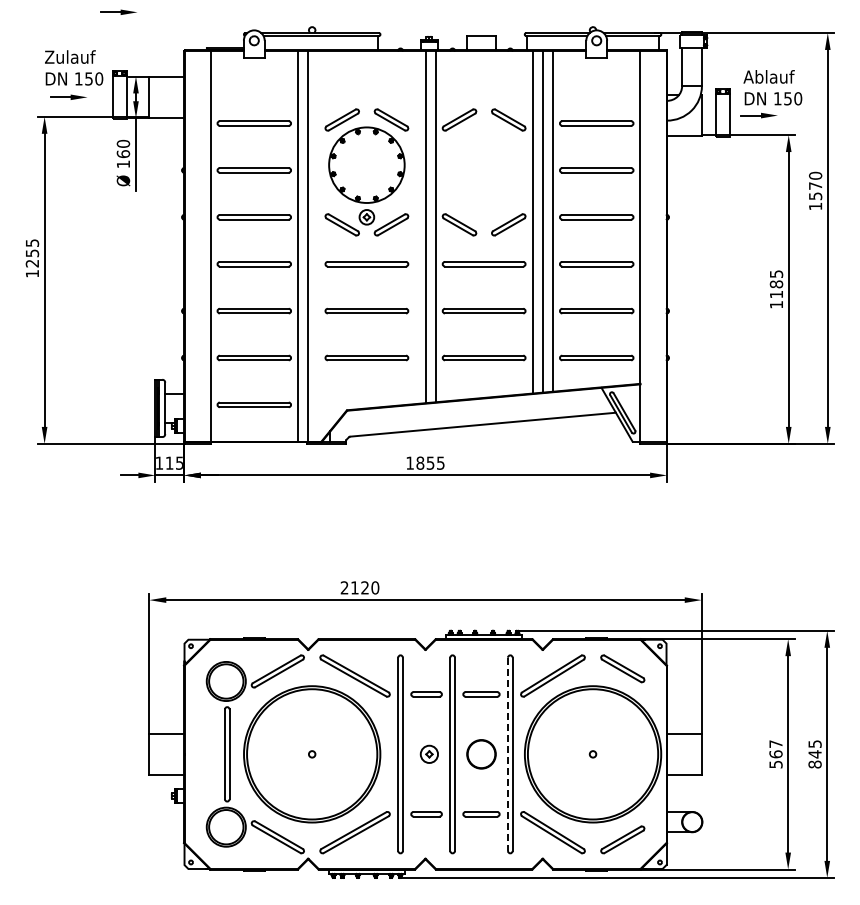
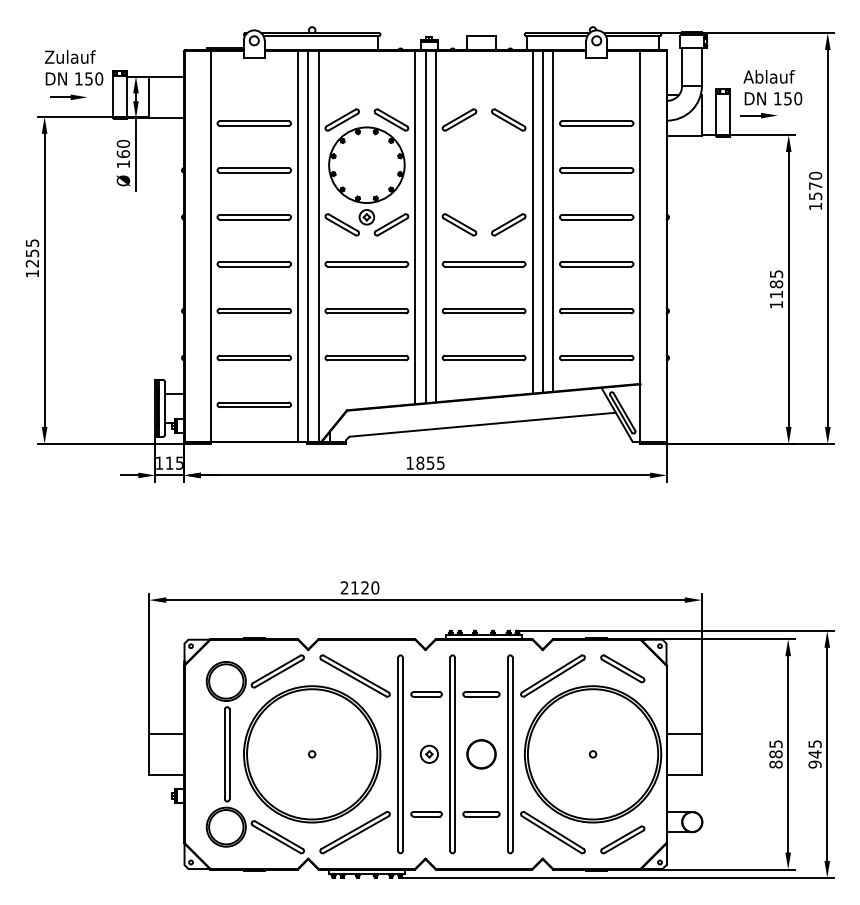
part: present -> none (118, 11)
line: none -> present (415, 227)
line: none -> present (318, 245)
line: dashed -> solid (507, 754)
text: 567 -> 885 (775, 754)
text: 845 -> 945 (814, 764)
